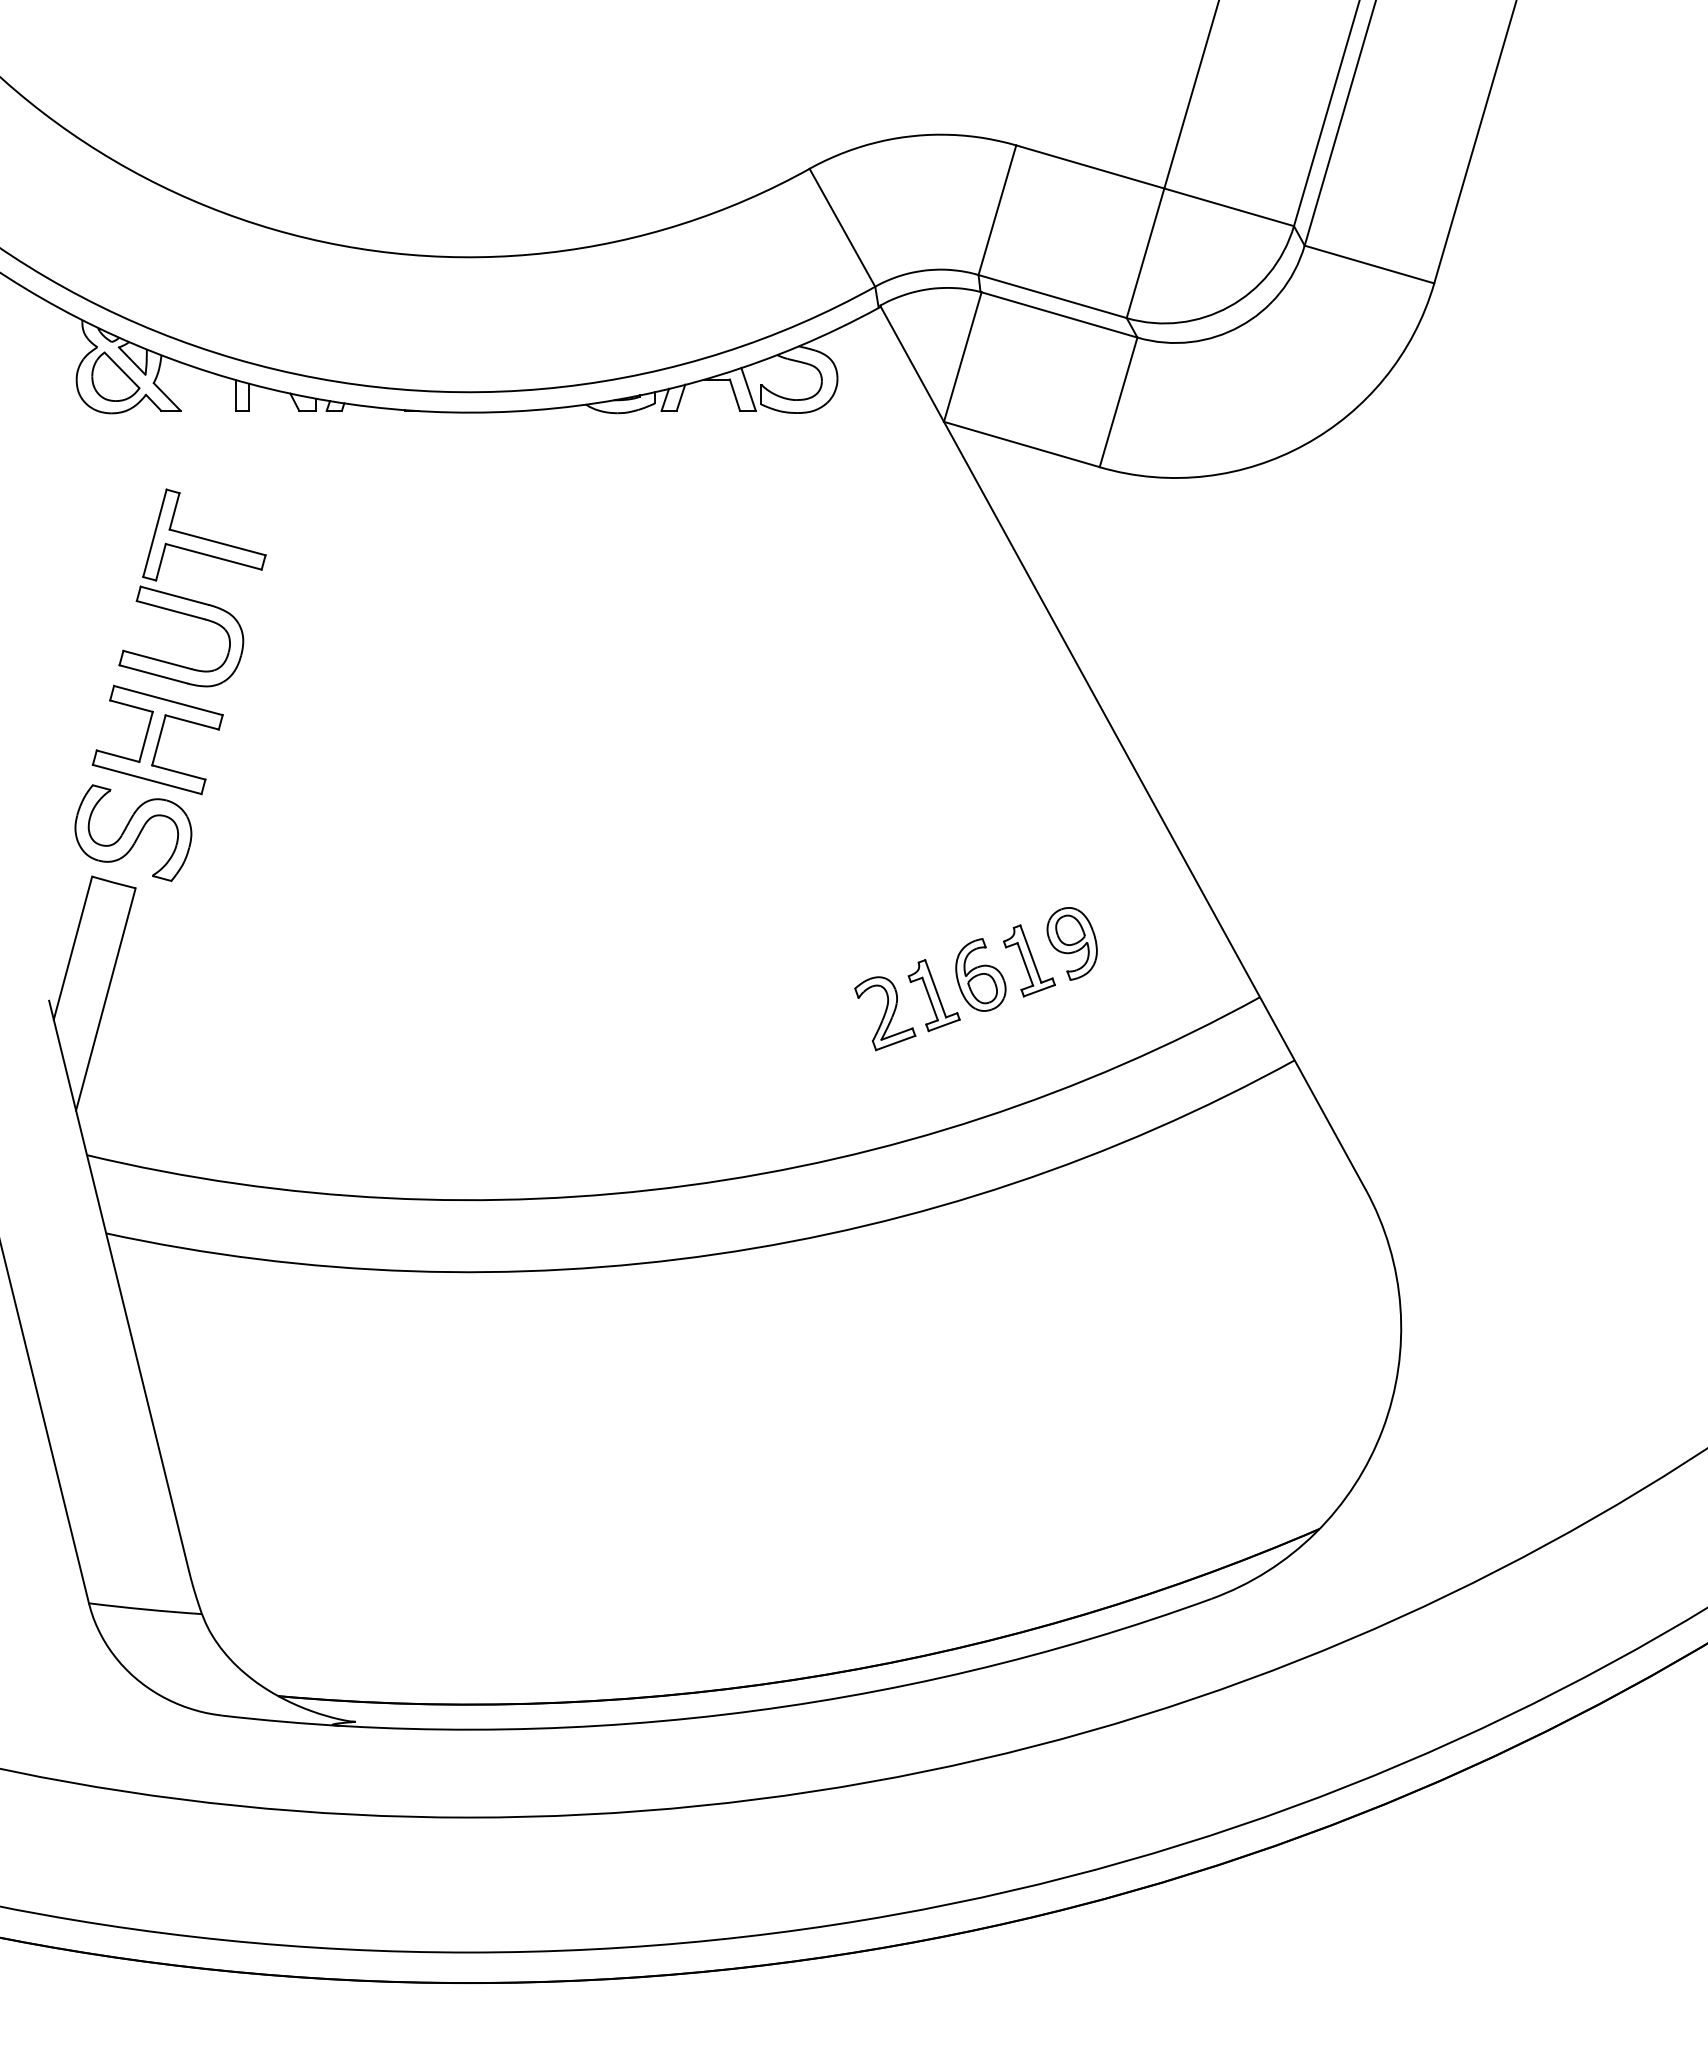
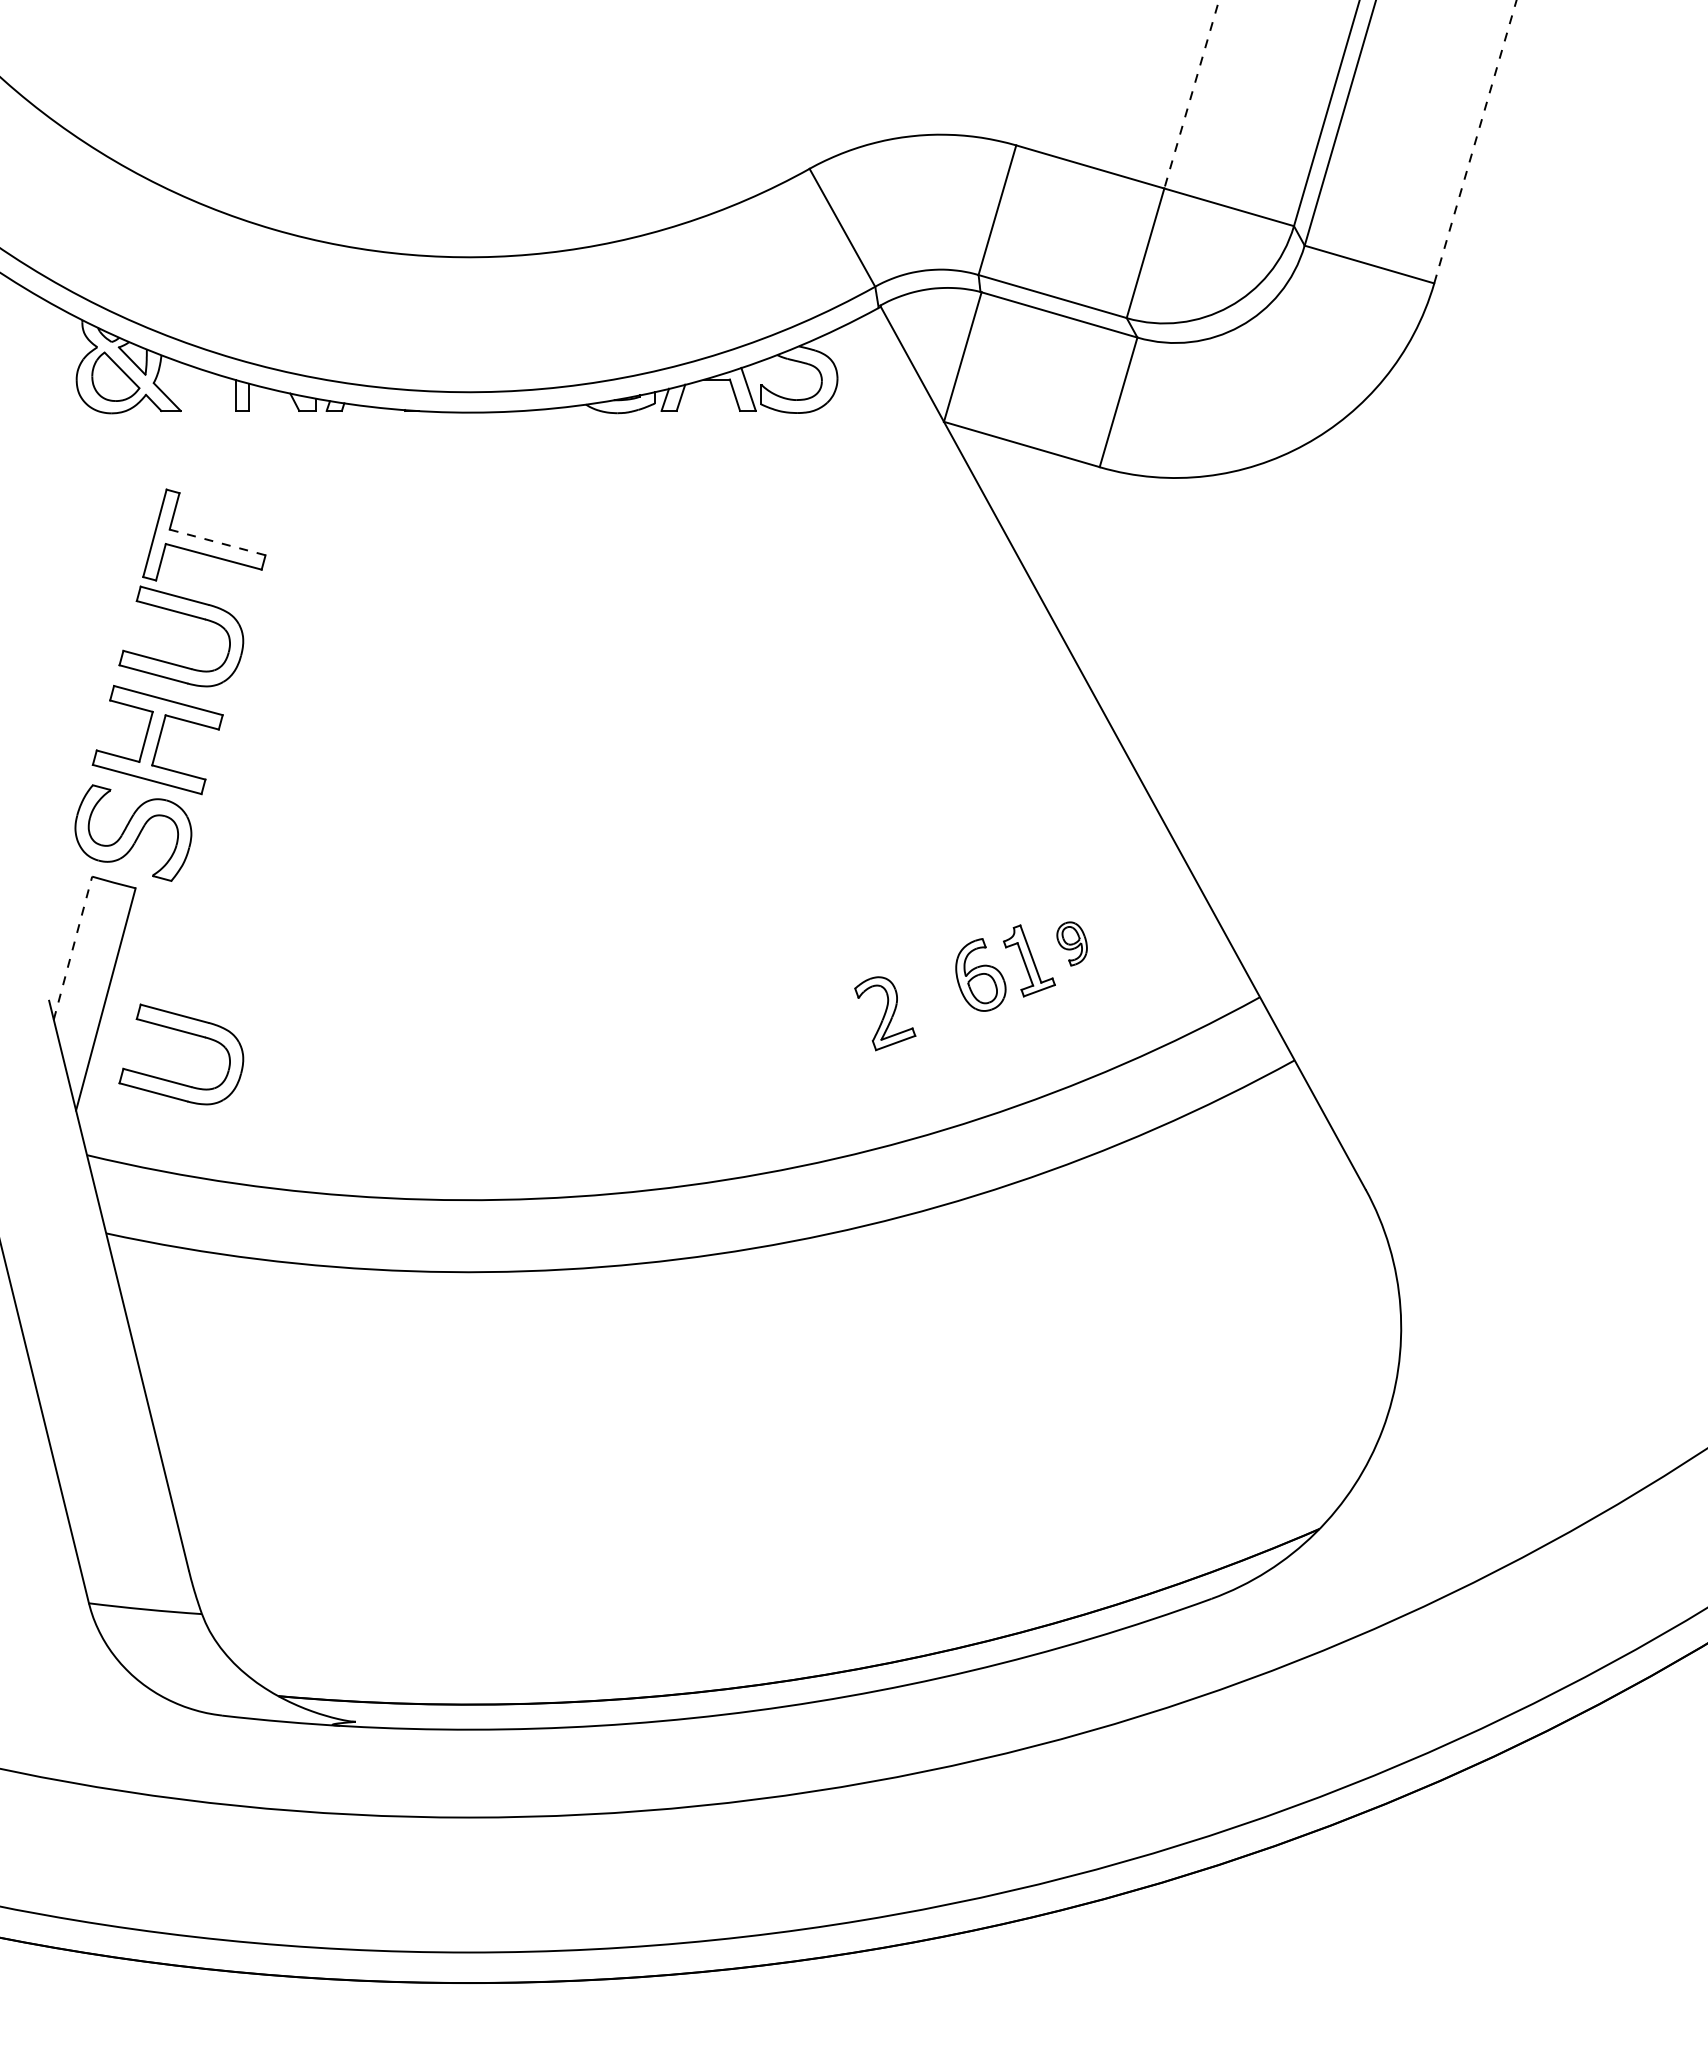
line: solid -> dashed (1191, 94)
line: solid -> dashed (1475, 141)
line: solid -> dashed (217, 542)
part size: 52x74 px -> 32x46 px (1071, 943)
line: solid -> dashed (73, 947)
part: present -> none (933, 995)
part: none -> present (185, 1033)
